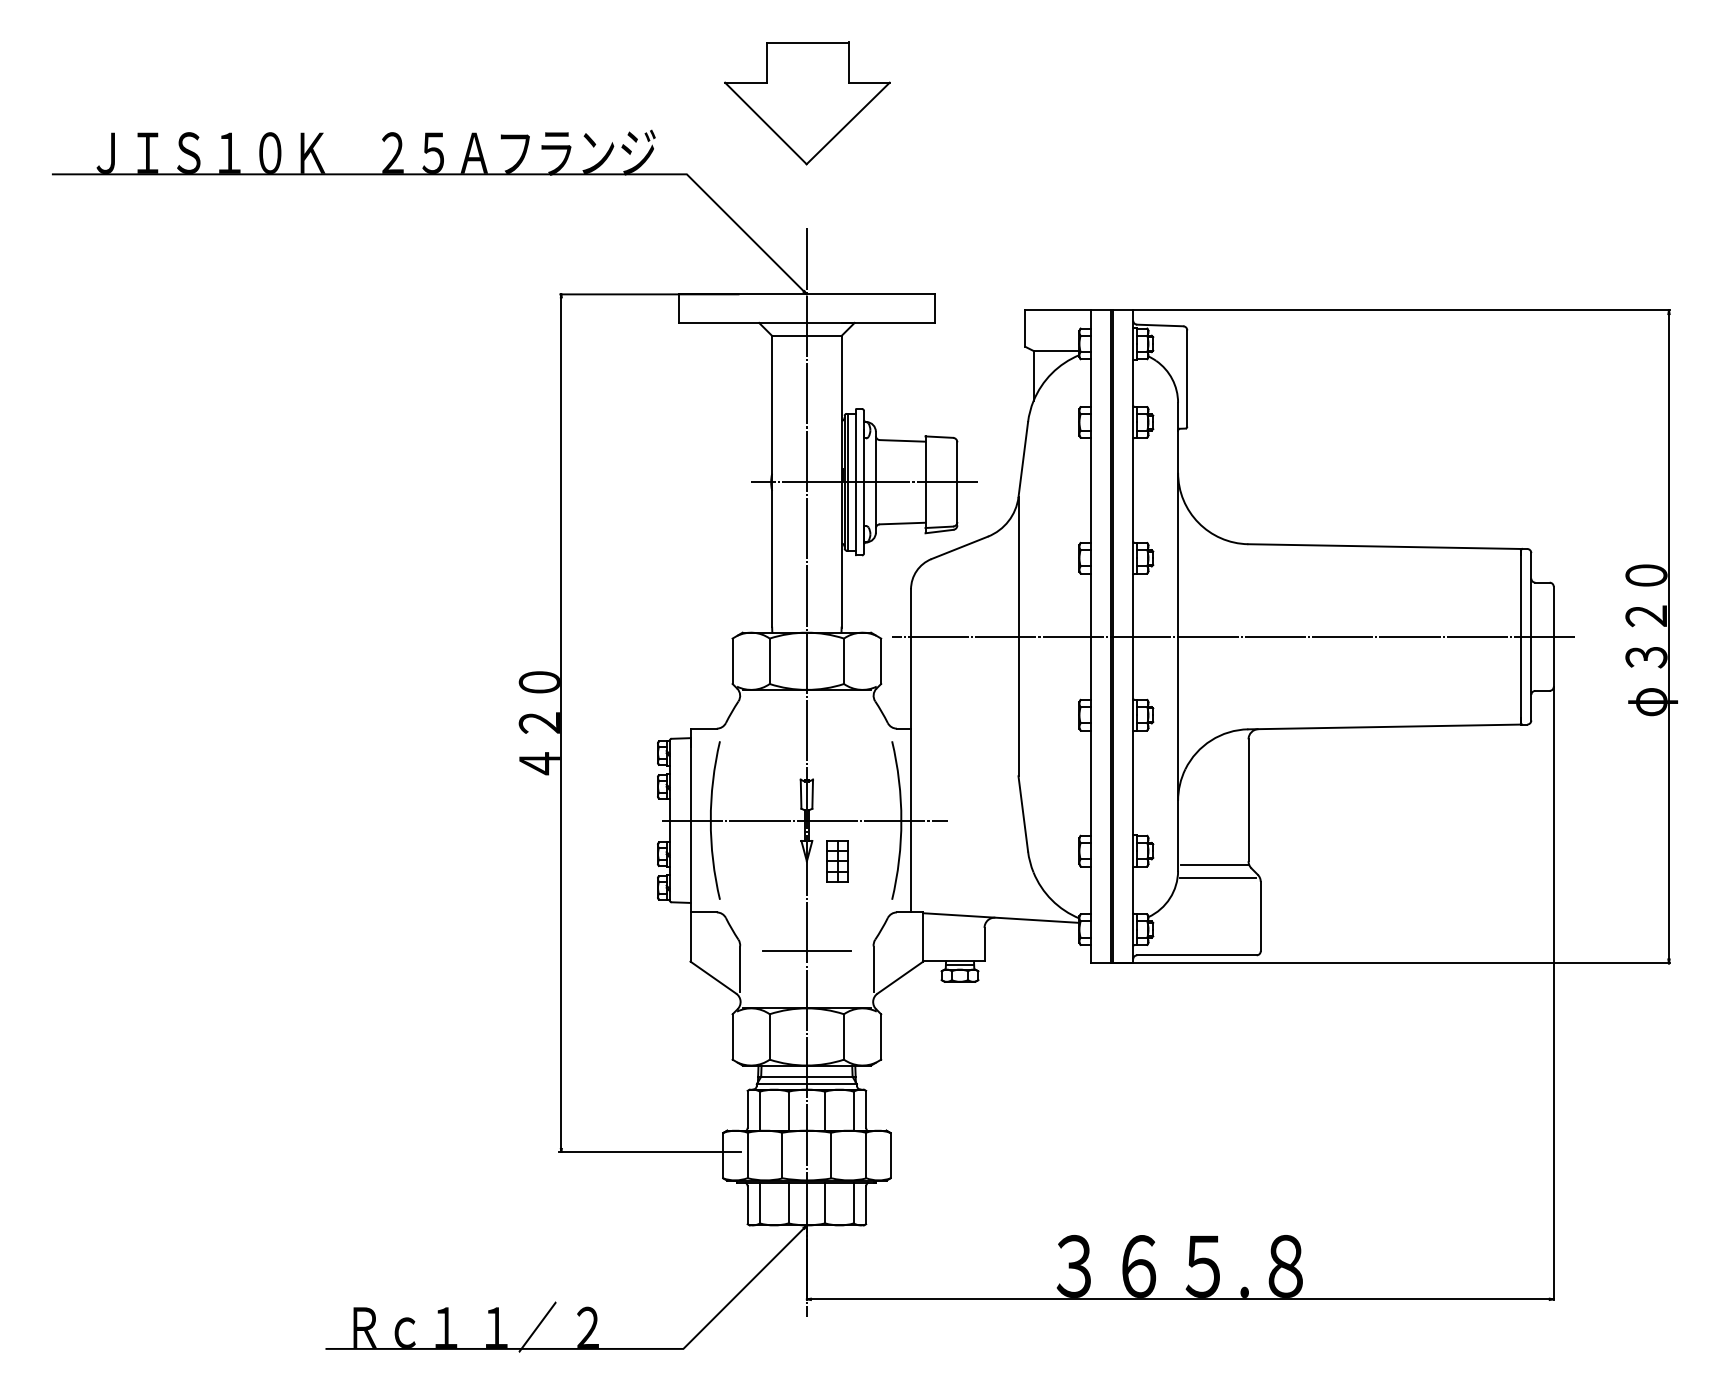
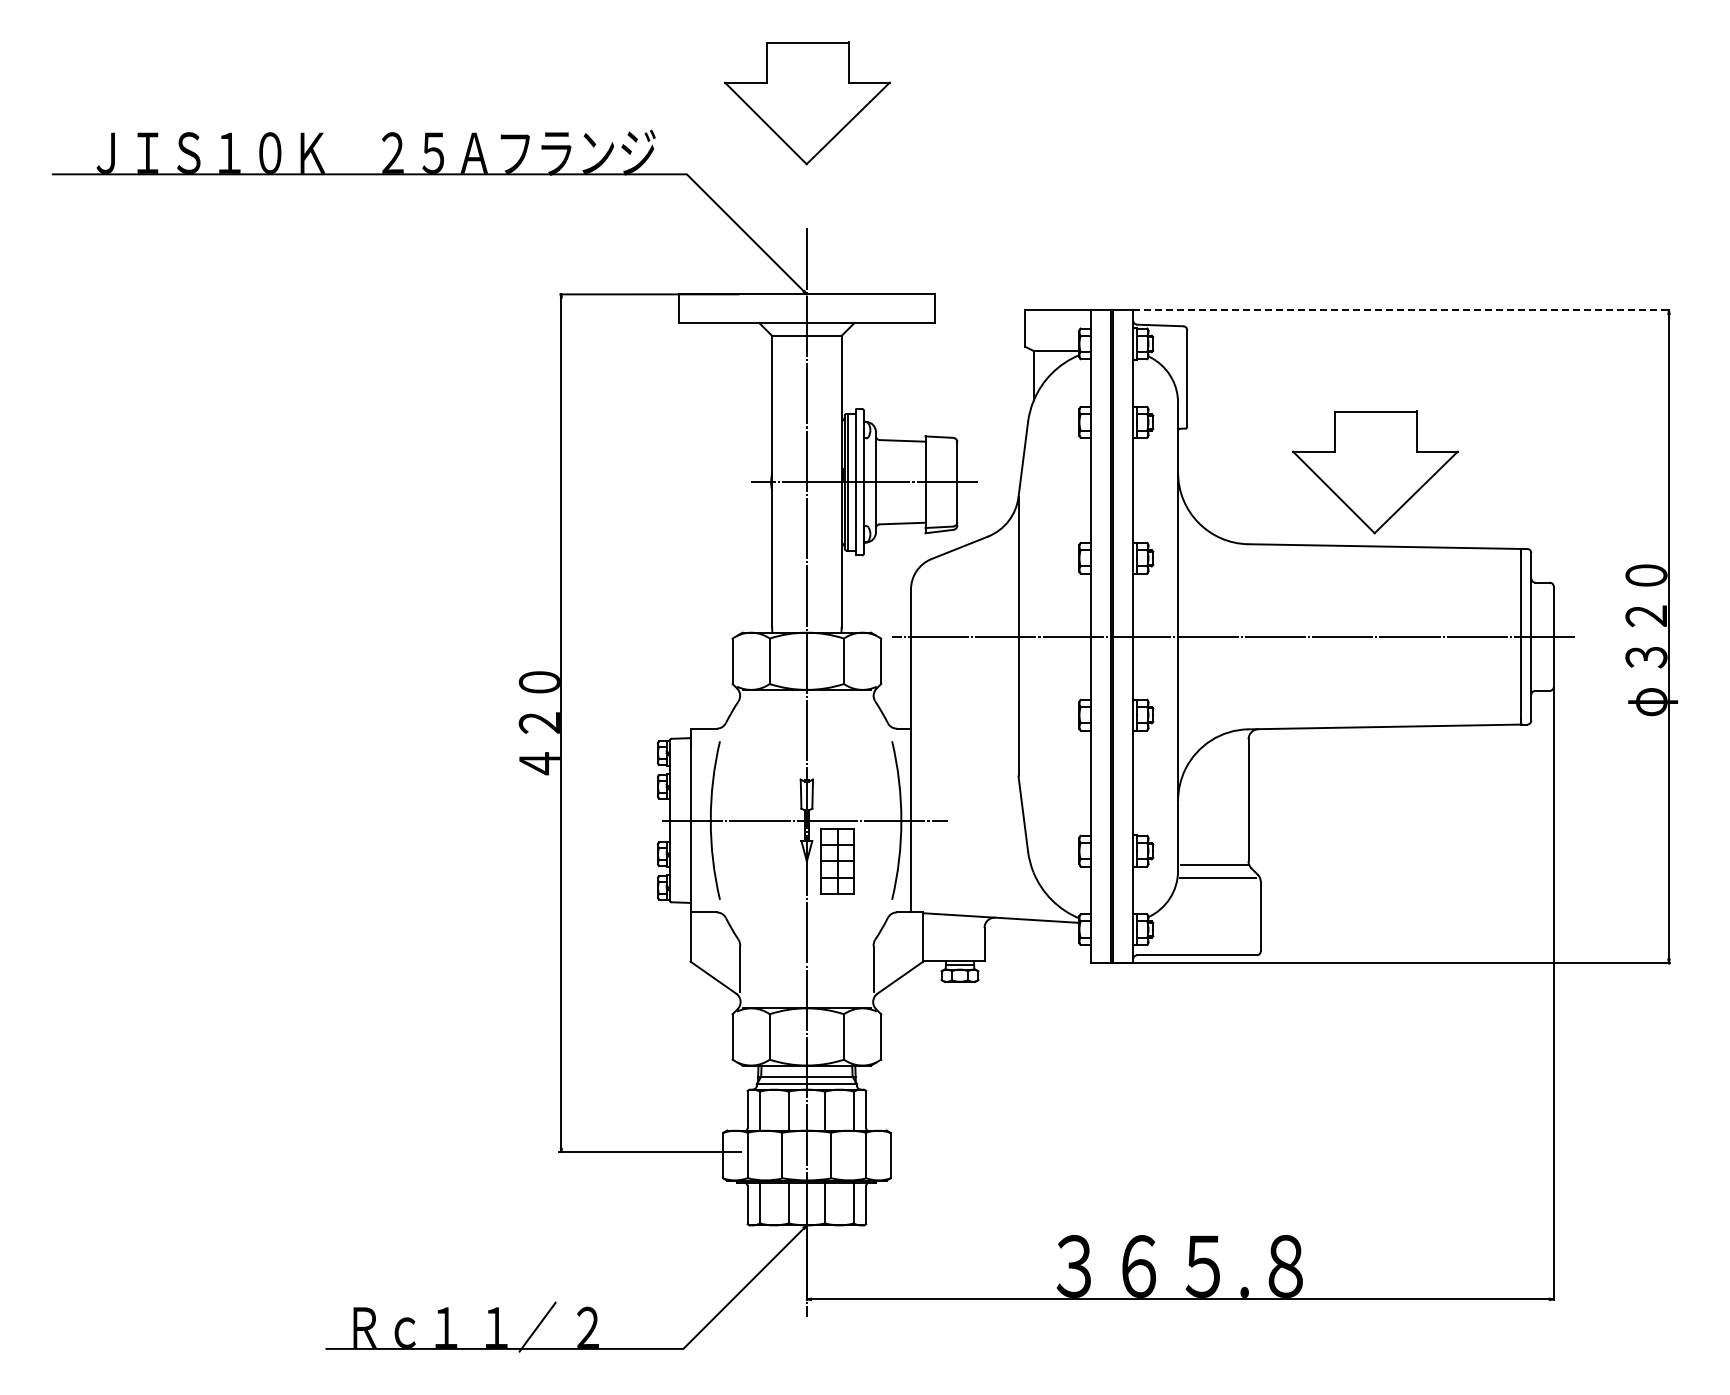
line: solid -> dashed (1402, 310)
part: none -> present (1375, 472)
part size: 23x43 px -> 35x67 px (837, 861)
line: present -> none (806, 951)
